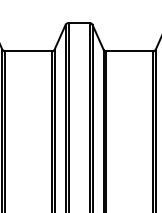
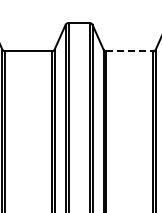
line: solid -> dashed (130, 51)
